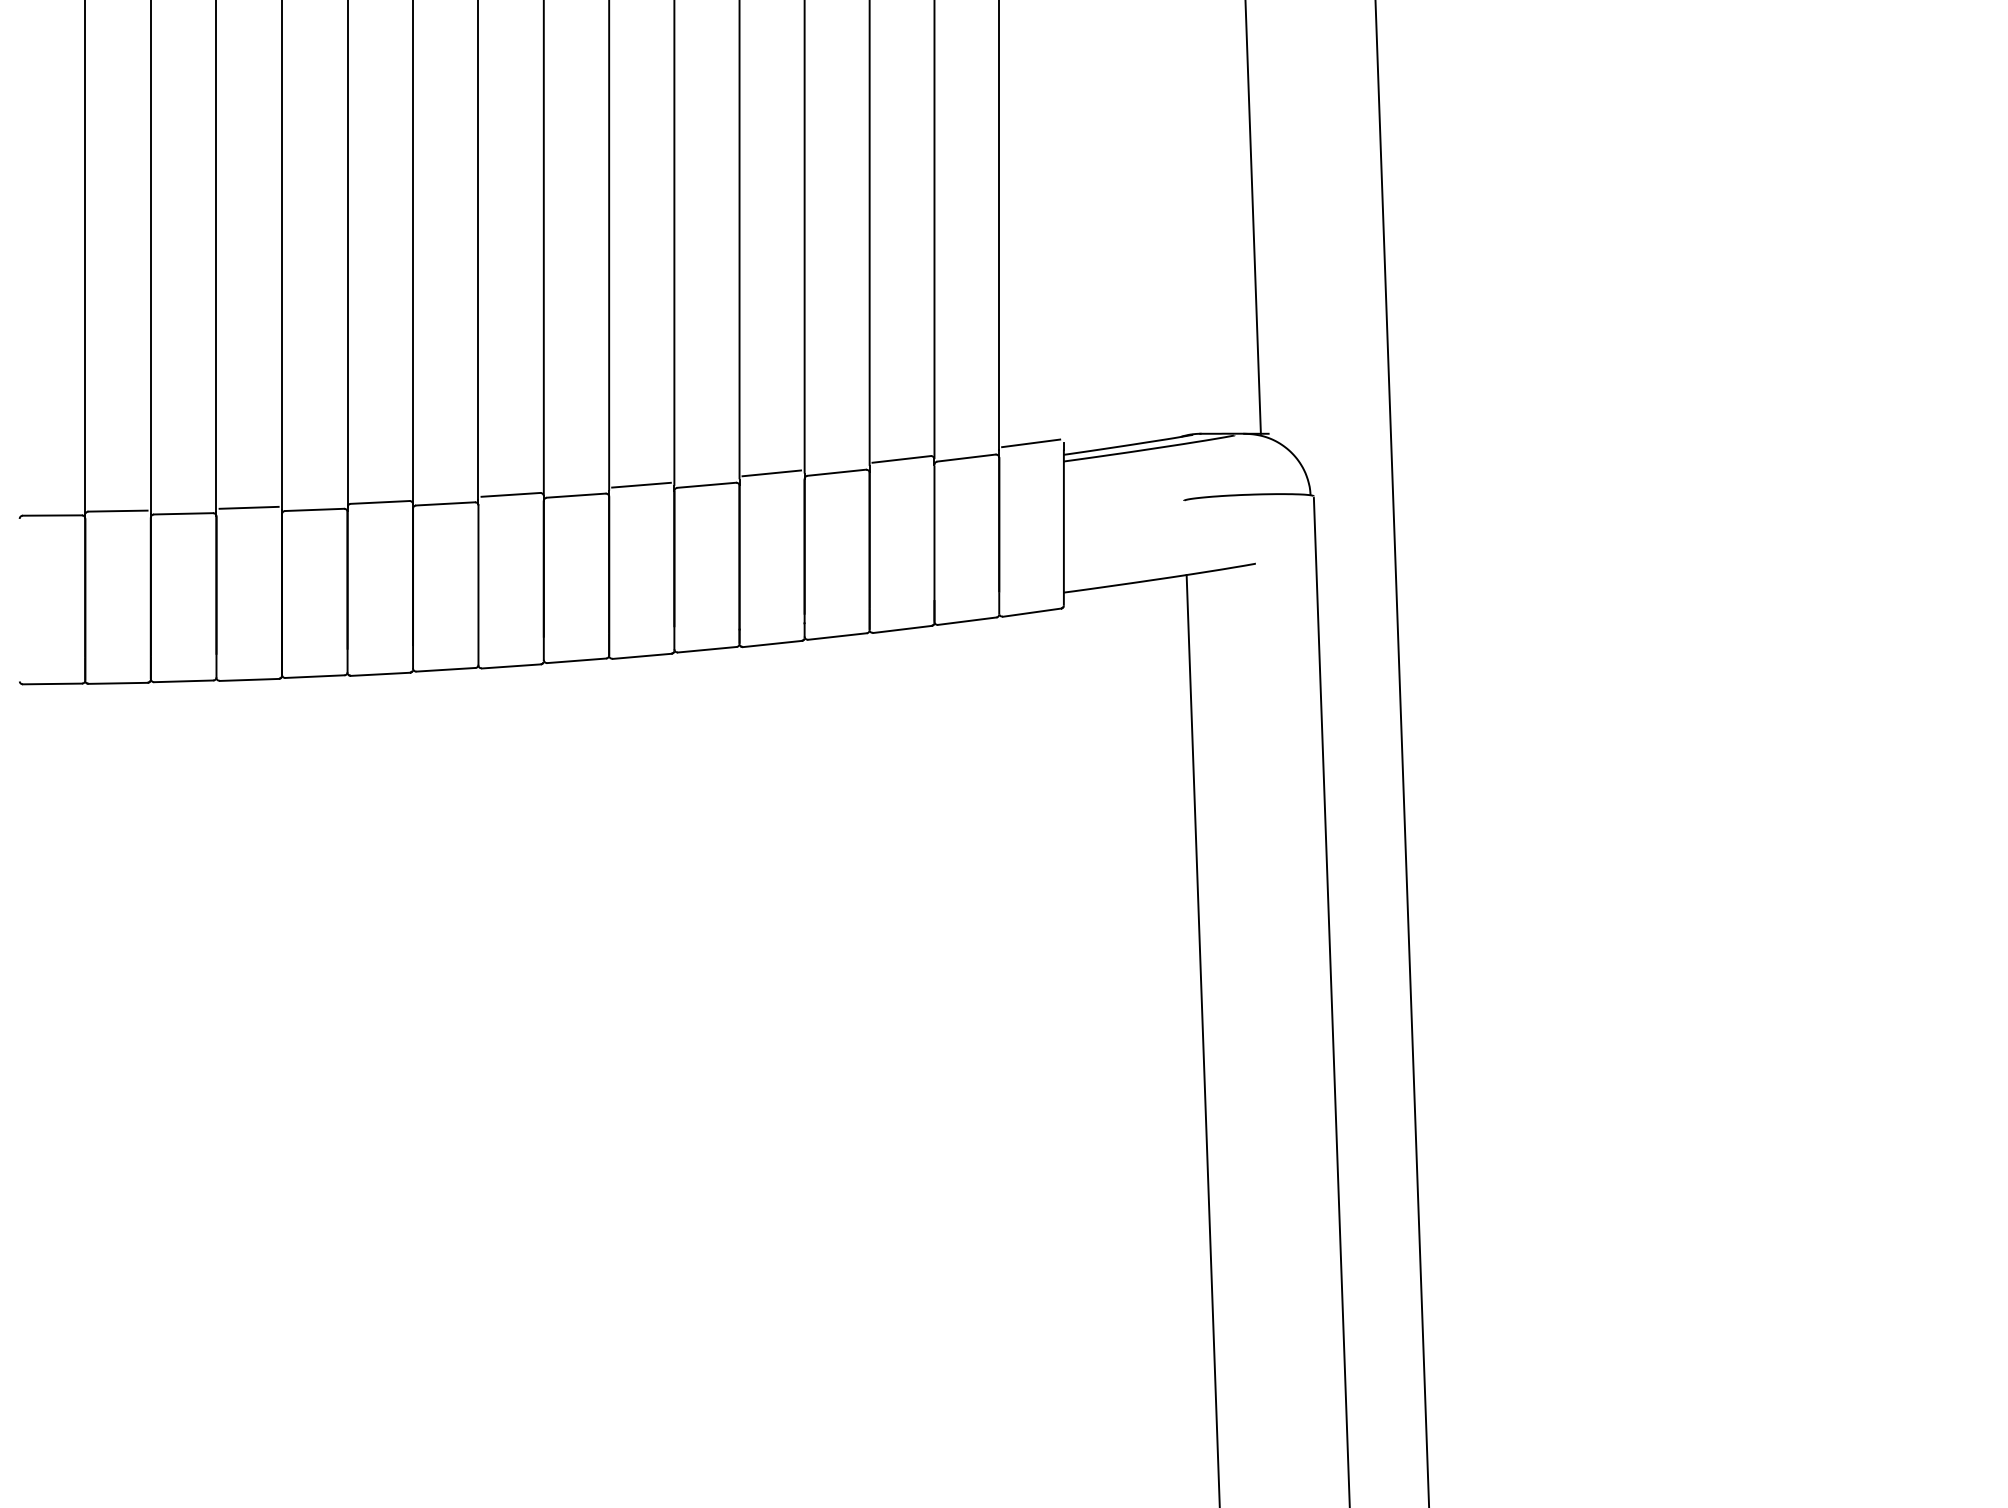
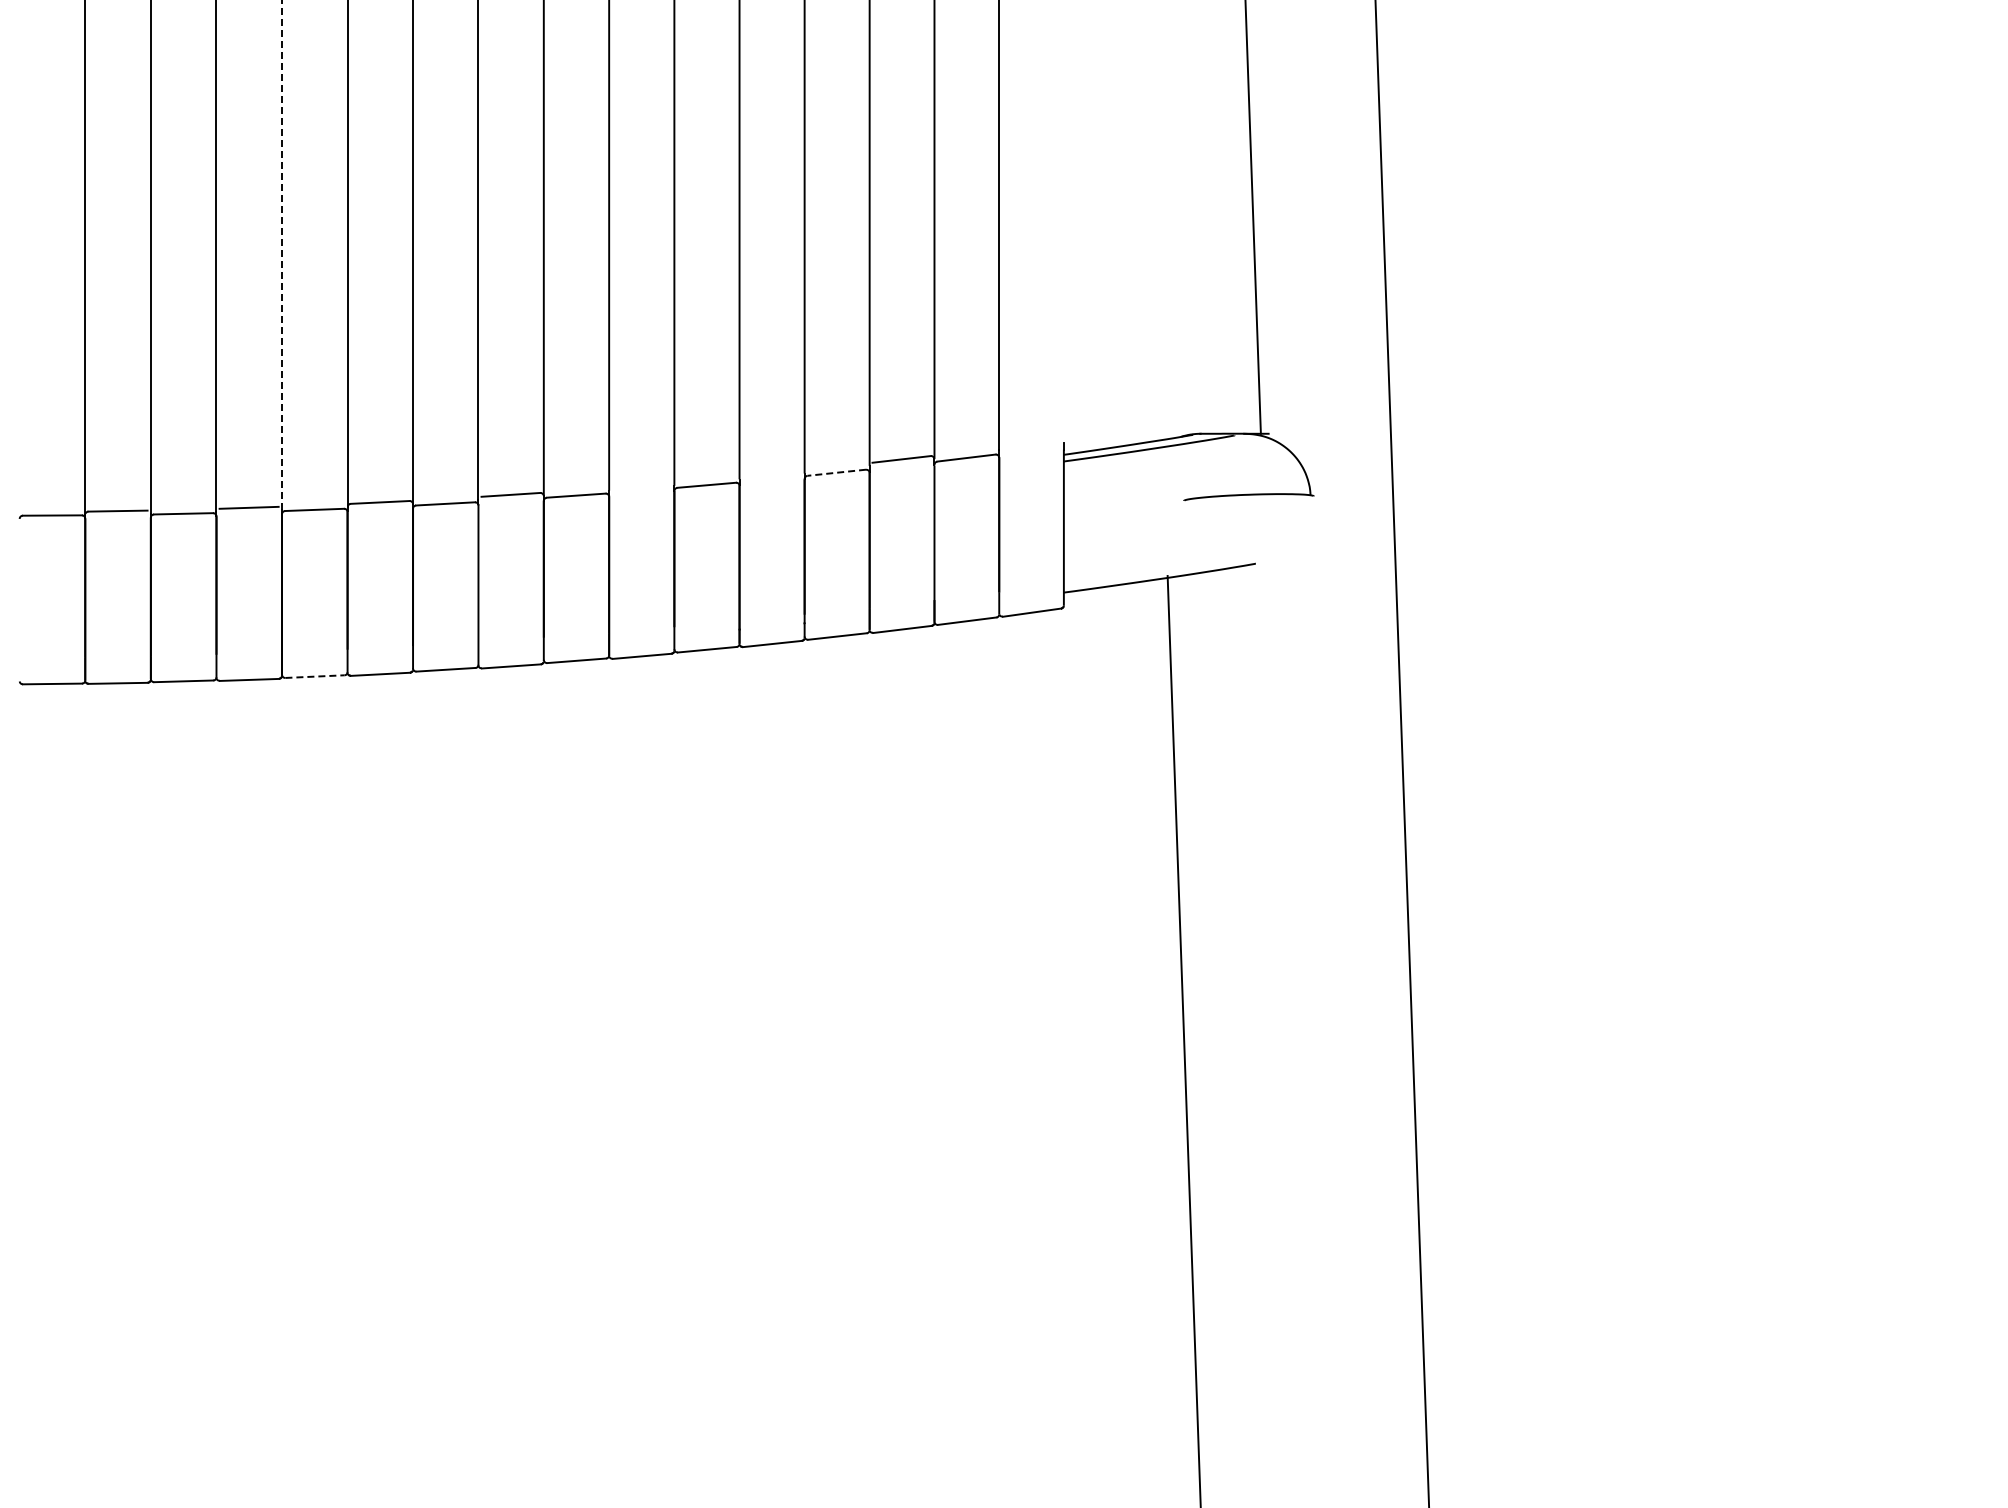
line: solid -> dashed (282, 255)
line: present -> none (1031, 443)
line: solid -> dashed (836, 472)
line: present -> none (771, 473)
line: present -> none (641, 484)
line: solid -> dashed (314, 676)
line: present -> none (1331, 1001)
line position: (1202, 1039) -> (1183, 1040) (1183, 1040)
